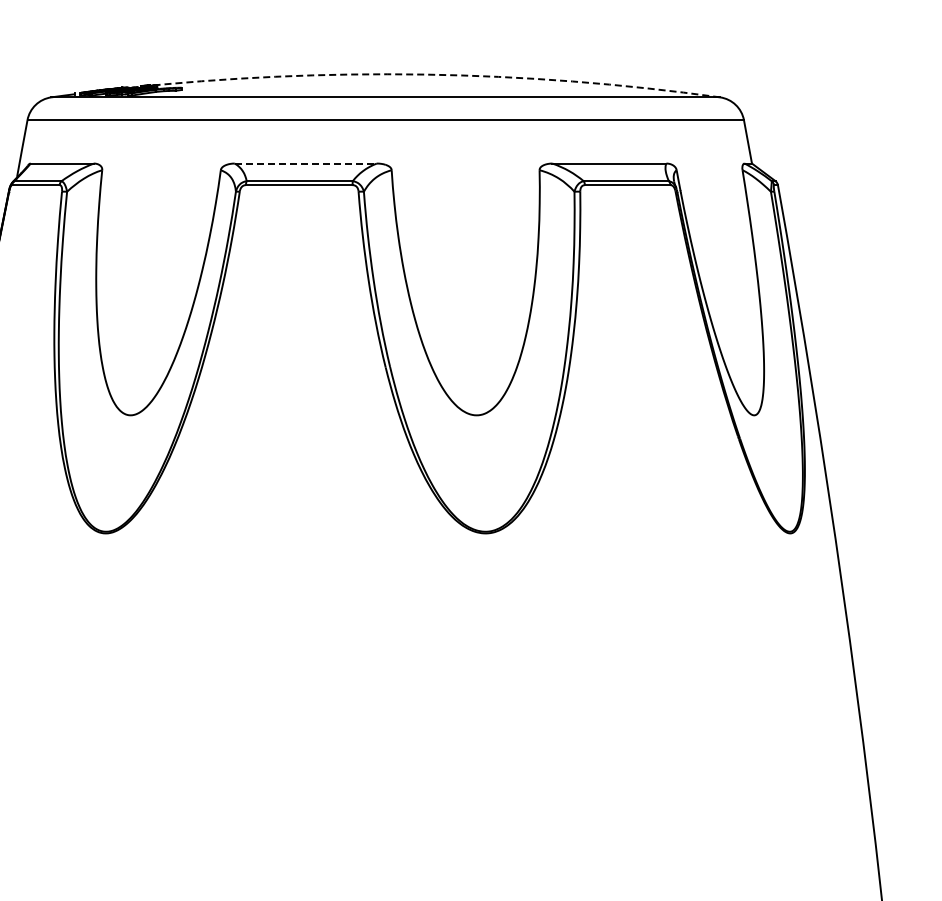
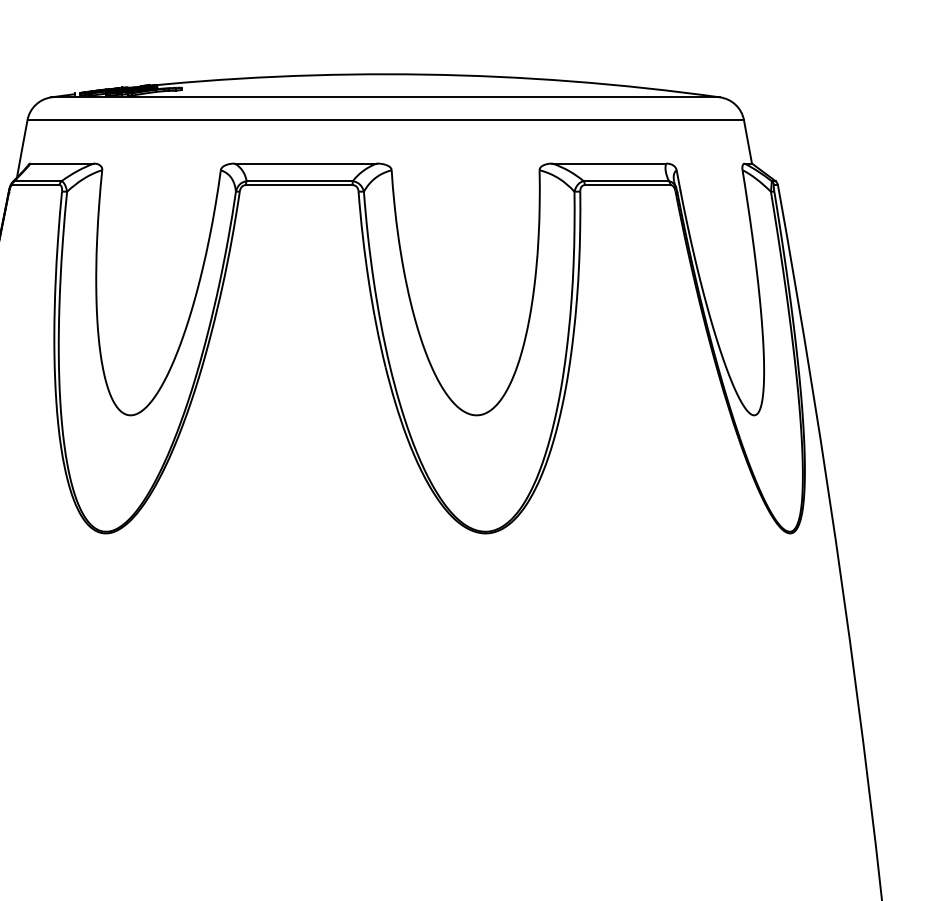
arc: dashed -> solid (424, 74)
line: dashed -> solid (306, 163)
